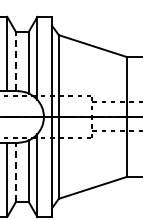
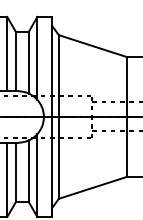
line: dashed -> solid (15, 61)
line: dashed -> solid (15, 172)
